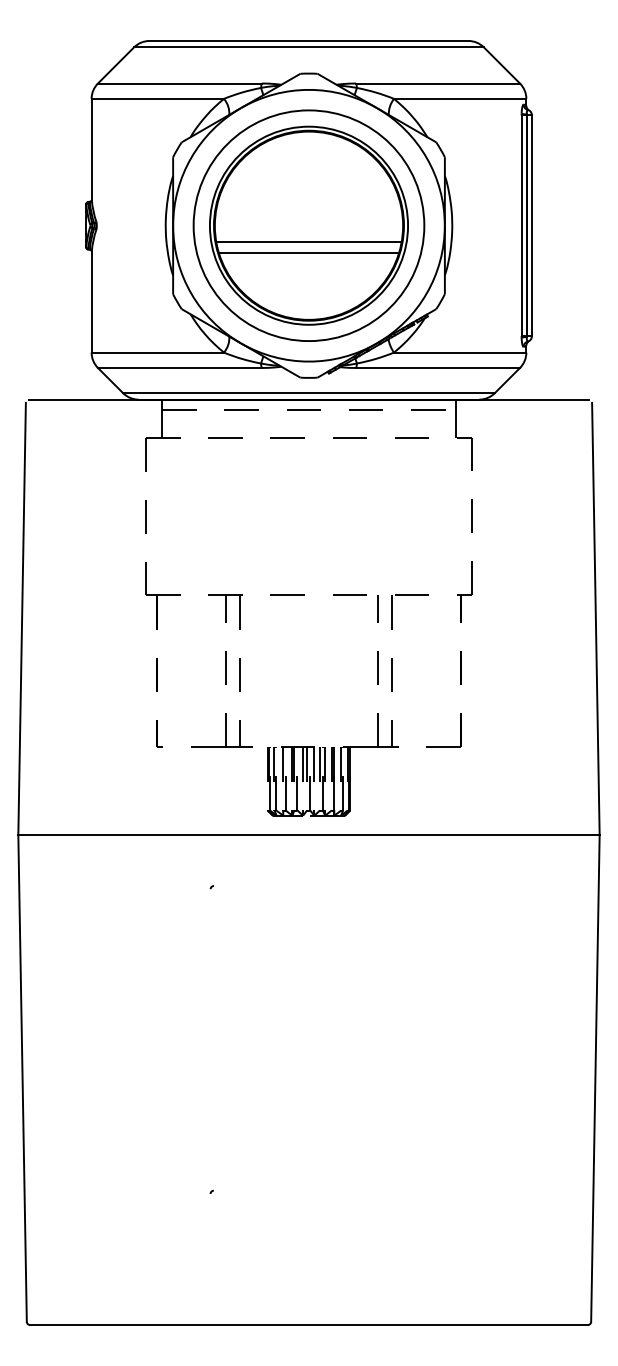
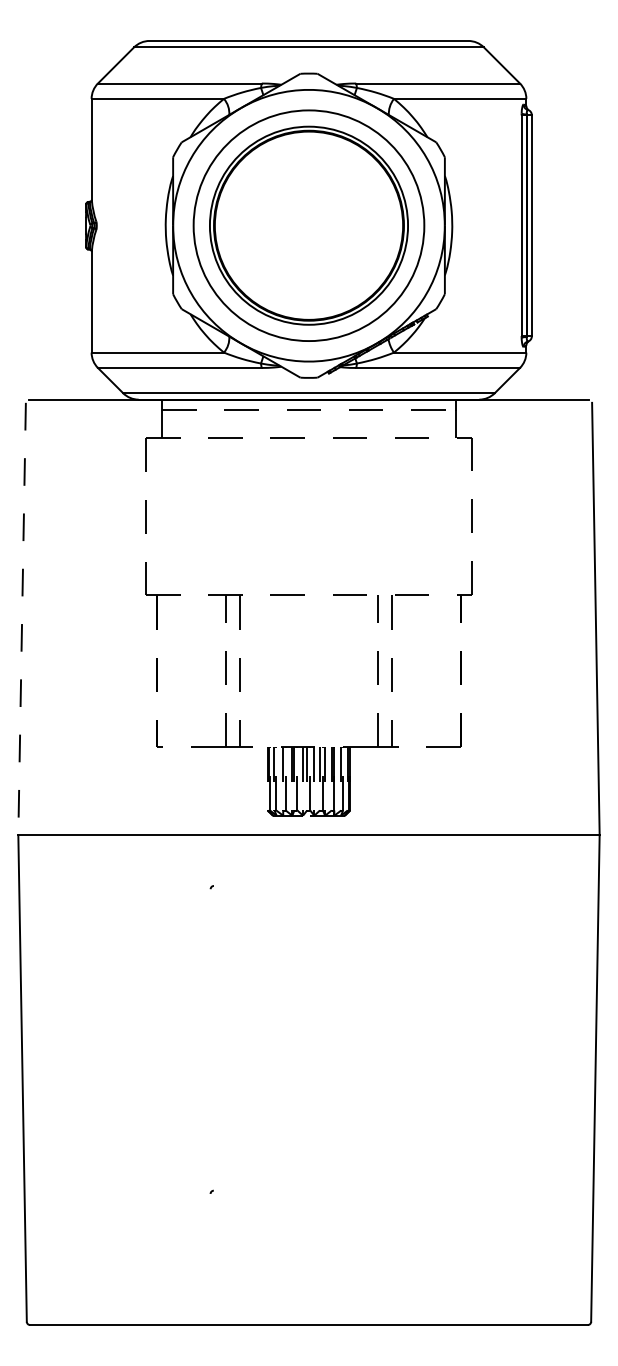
line: present -> none (308, 242)
line: present -> none (308, 252)
line: solid -> dashed (22, 619)
